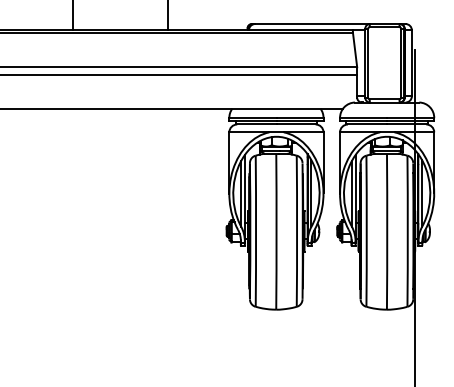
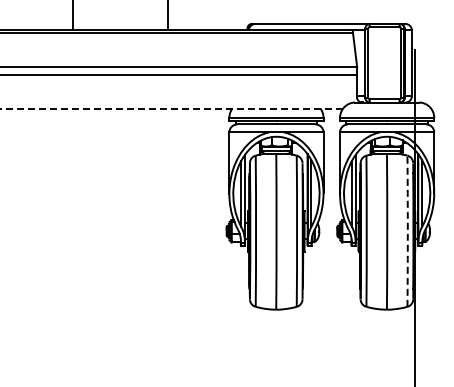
line: solid -> dashed (171, 108)
arc: solid -> dashed (407, 231)
